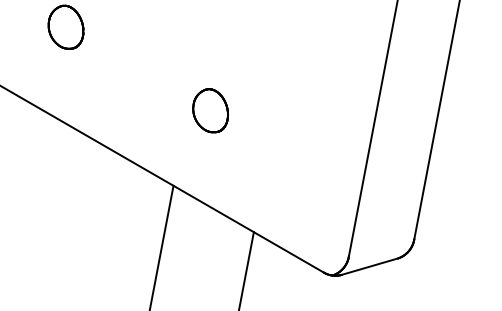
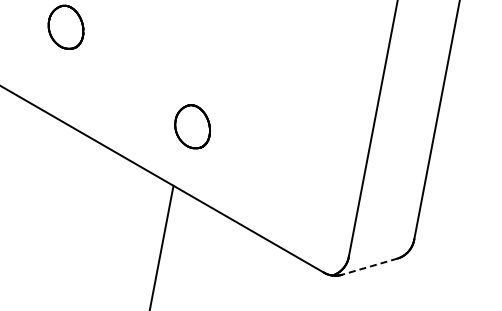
part position: (210, 110) -> (192, 126) (192, 126)
line: solid -> dashed (369, 266)
line: present -> none (246, 269)
